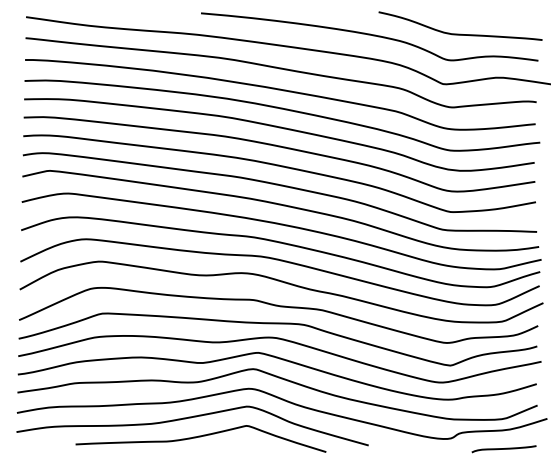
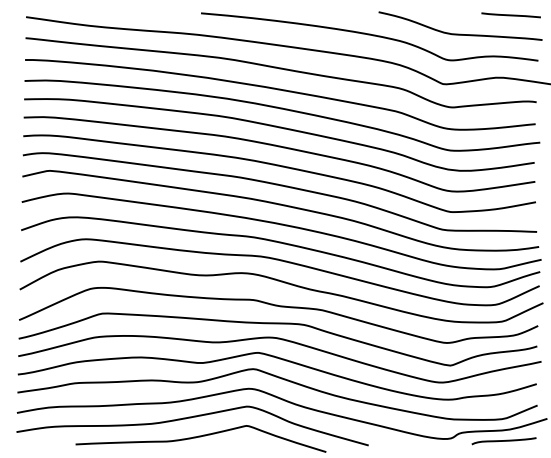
line: none -> present (510, 15)
curve position: (503, 449) -> (503, 441) (503, 441)
